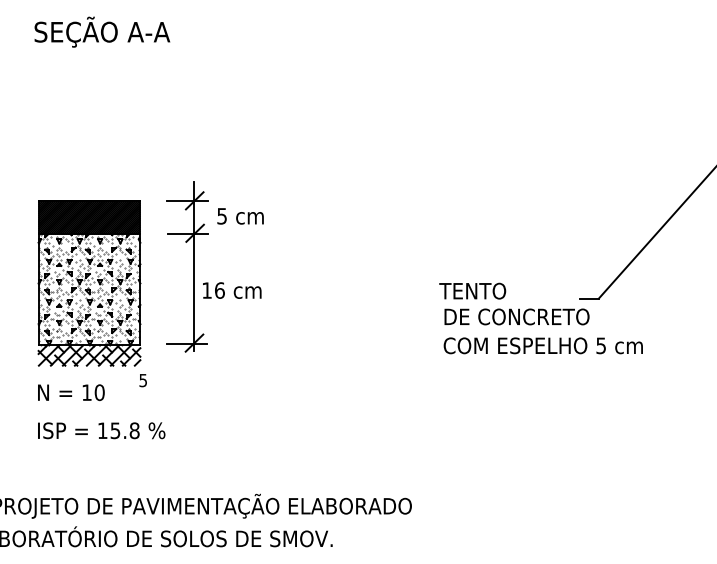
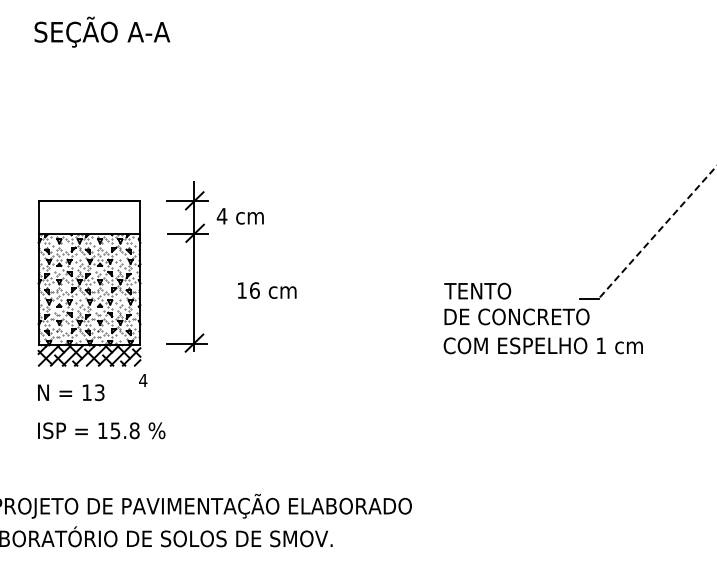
text: 5 -> 4 (221, 216)
hatch: present -> none (89, 217)
line: solid -> dashed (657, 232)
text position: (232, 290) -> (267, 290) (267, 290)
text position: (472, 290) -> (477, 290) (477, 290)
text: 5 -> 1 (600, 345)
text: 5 -> 4 (143, 380)
text: 10 -> 13 (99, 392)
